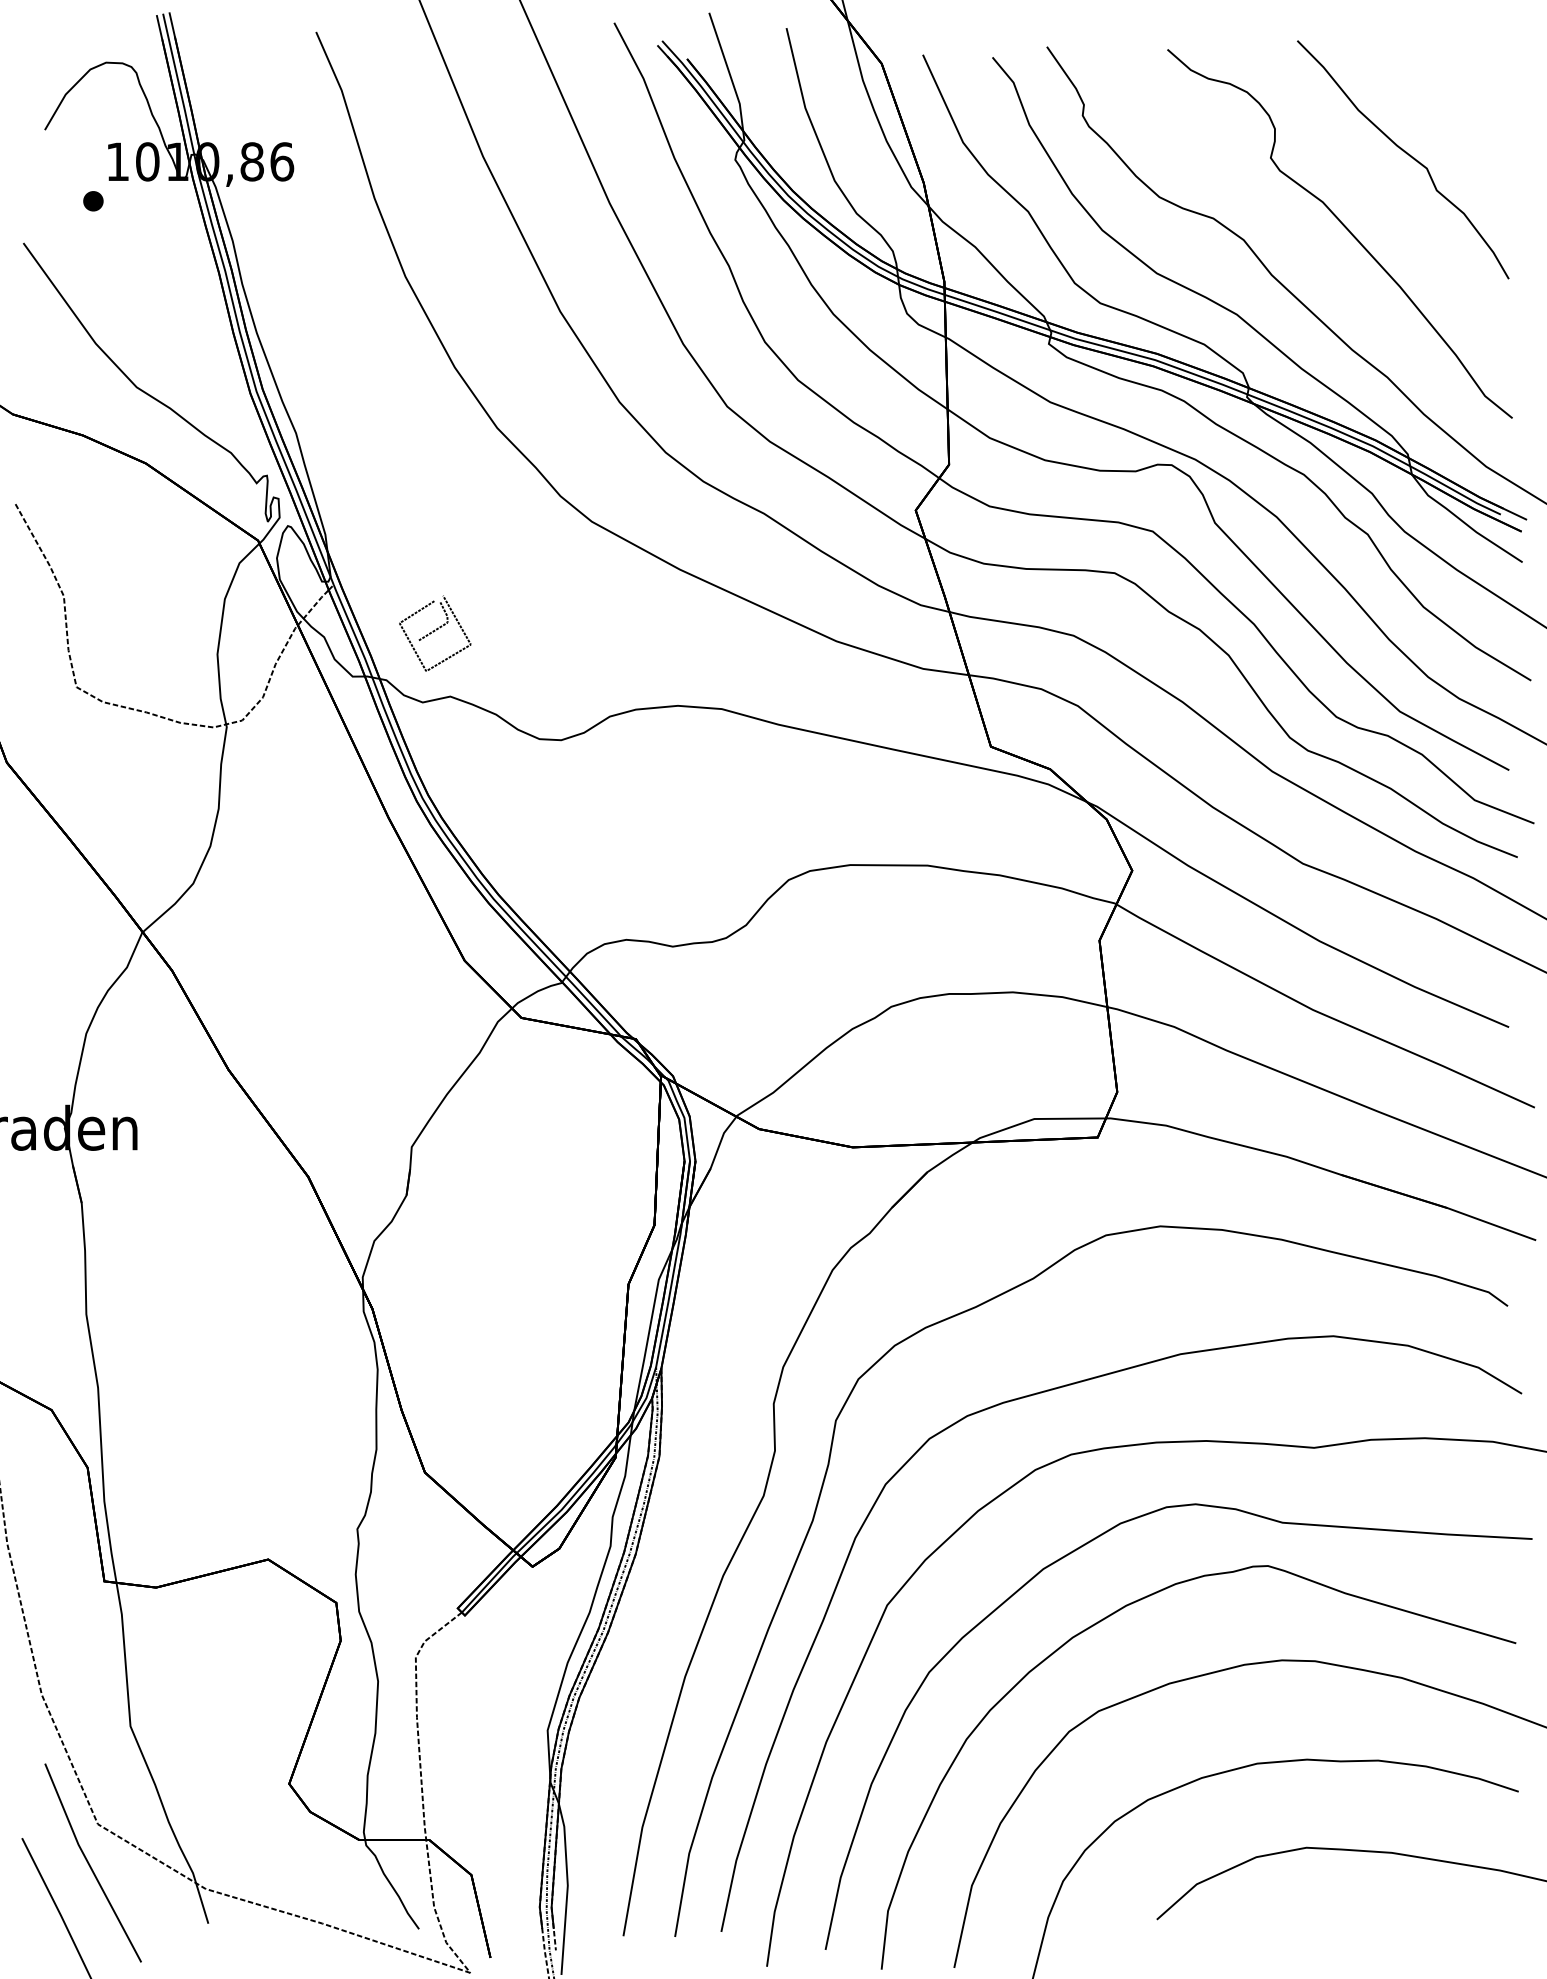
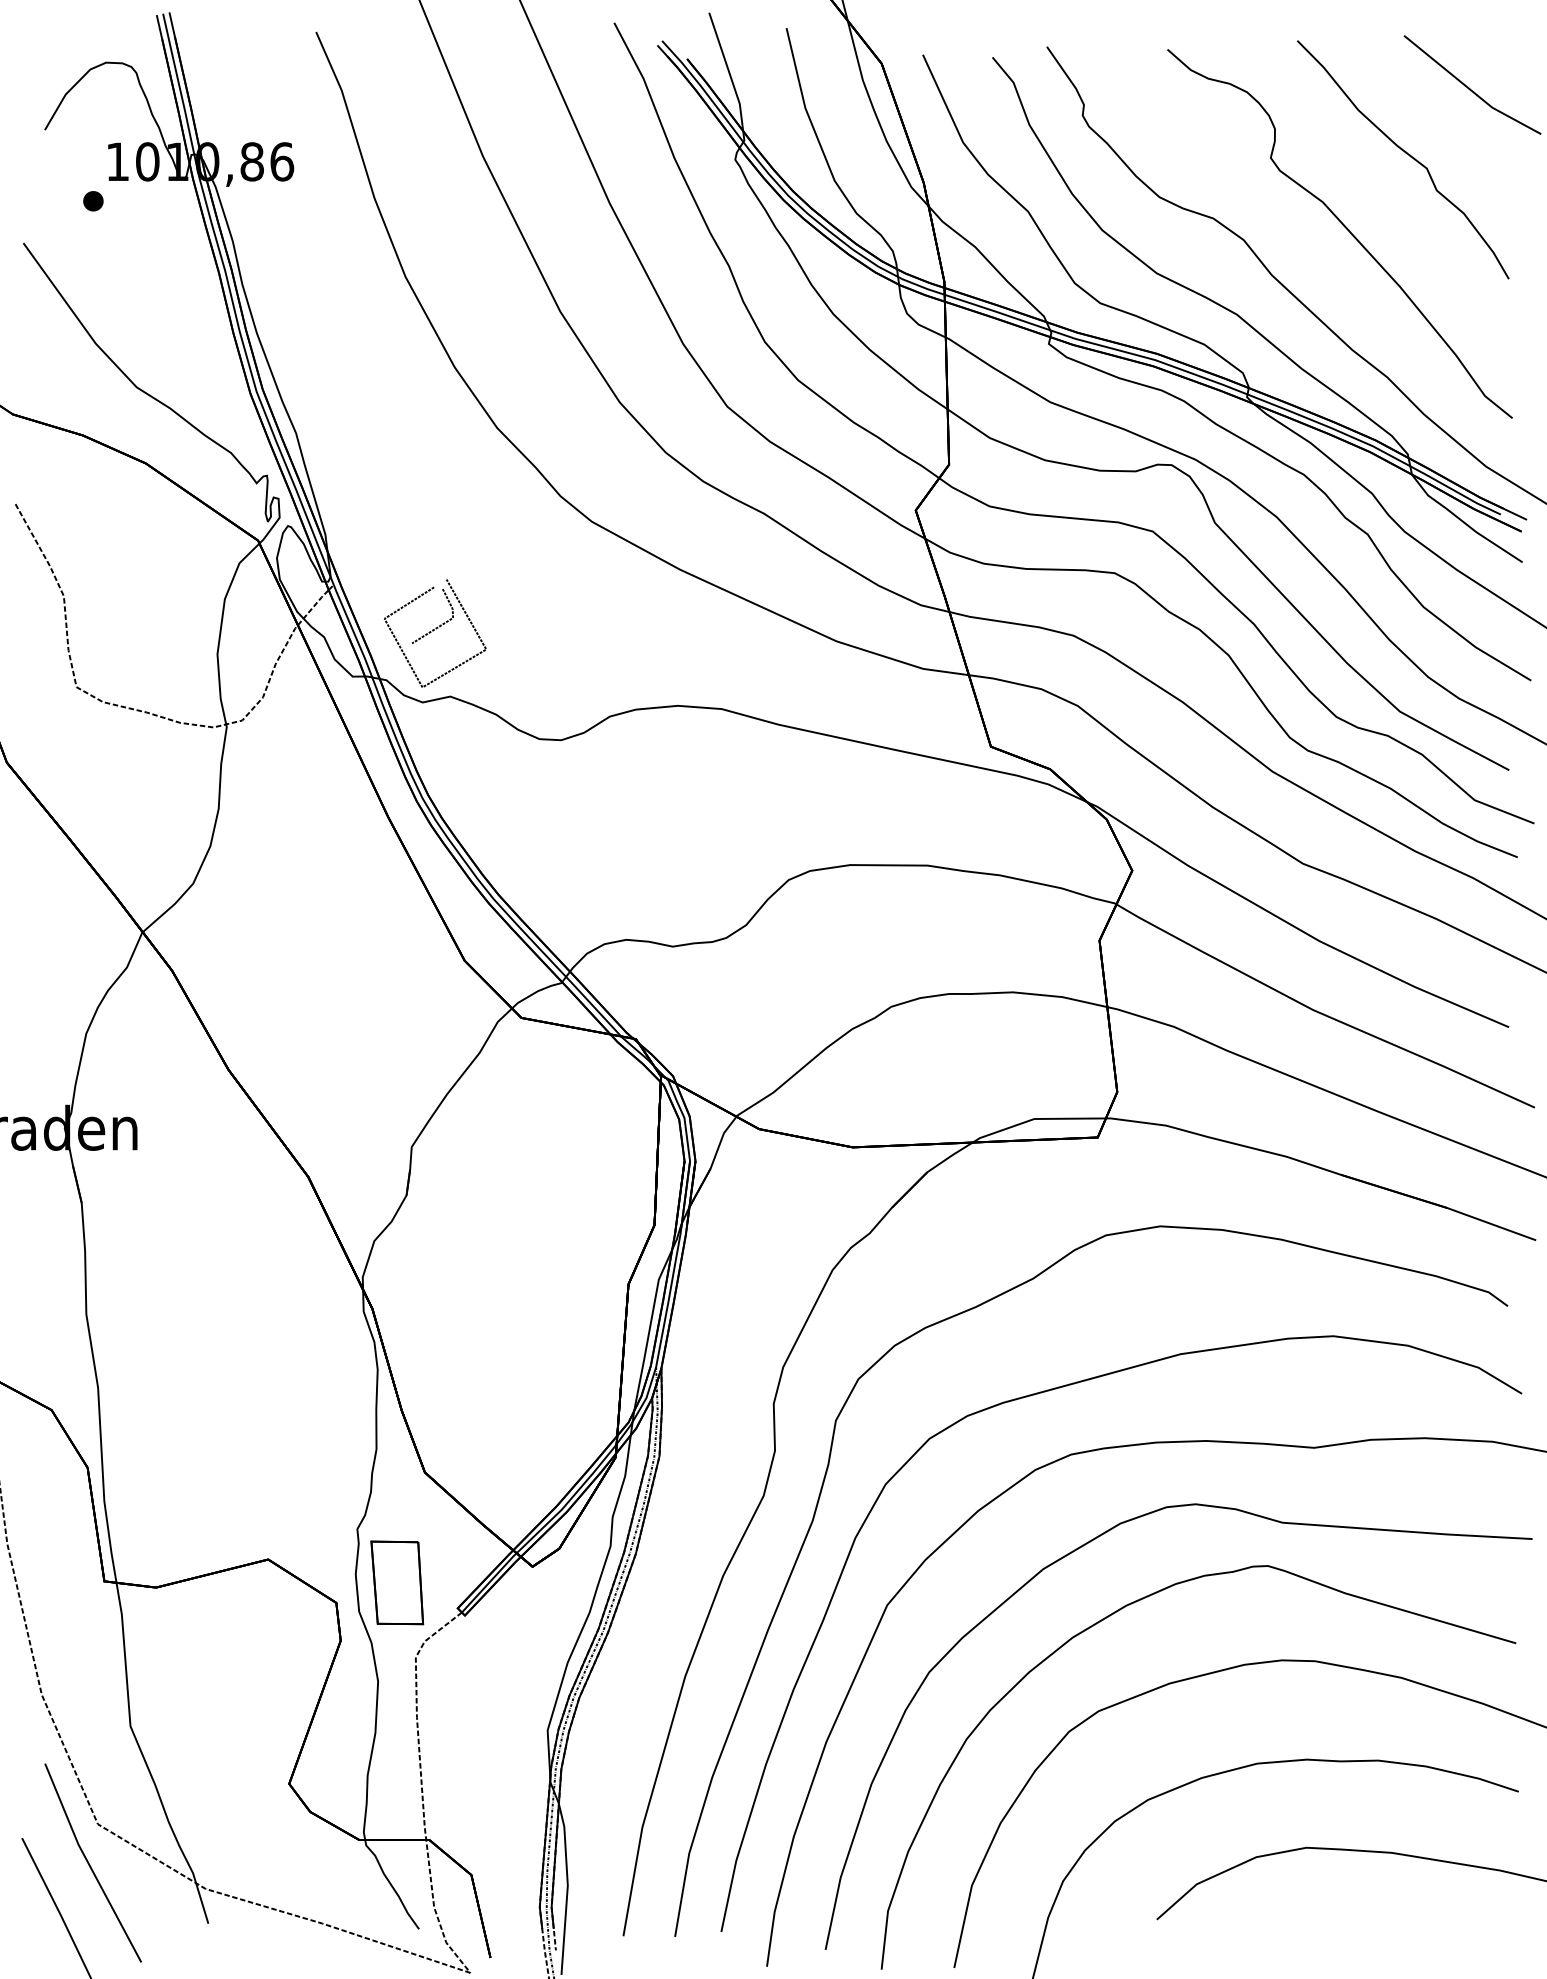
part: none -> present (1472, 84)
part size: 73x77 px -> 104x109 px (434, 633)
part: none -> present (397, 1582)
